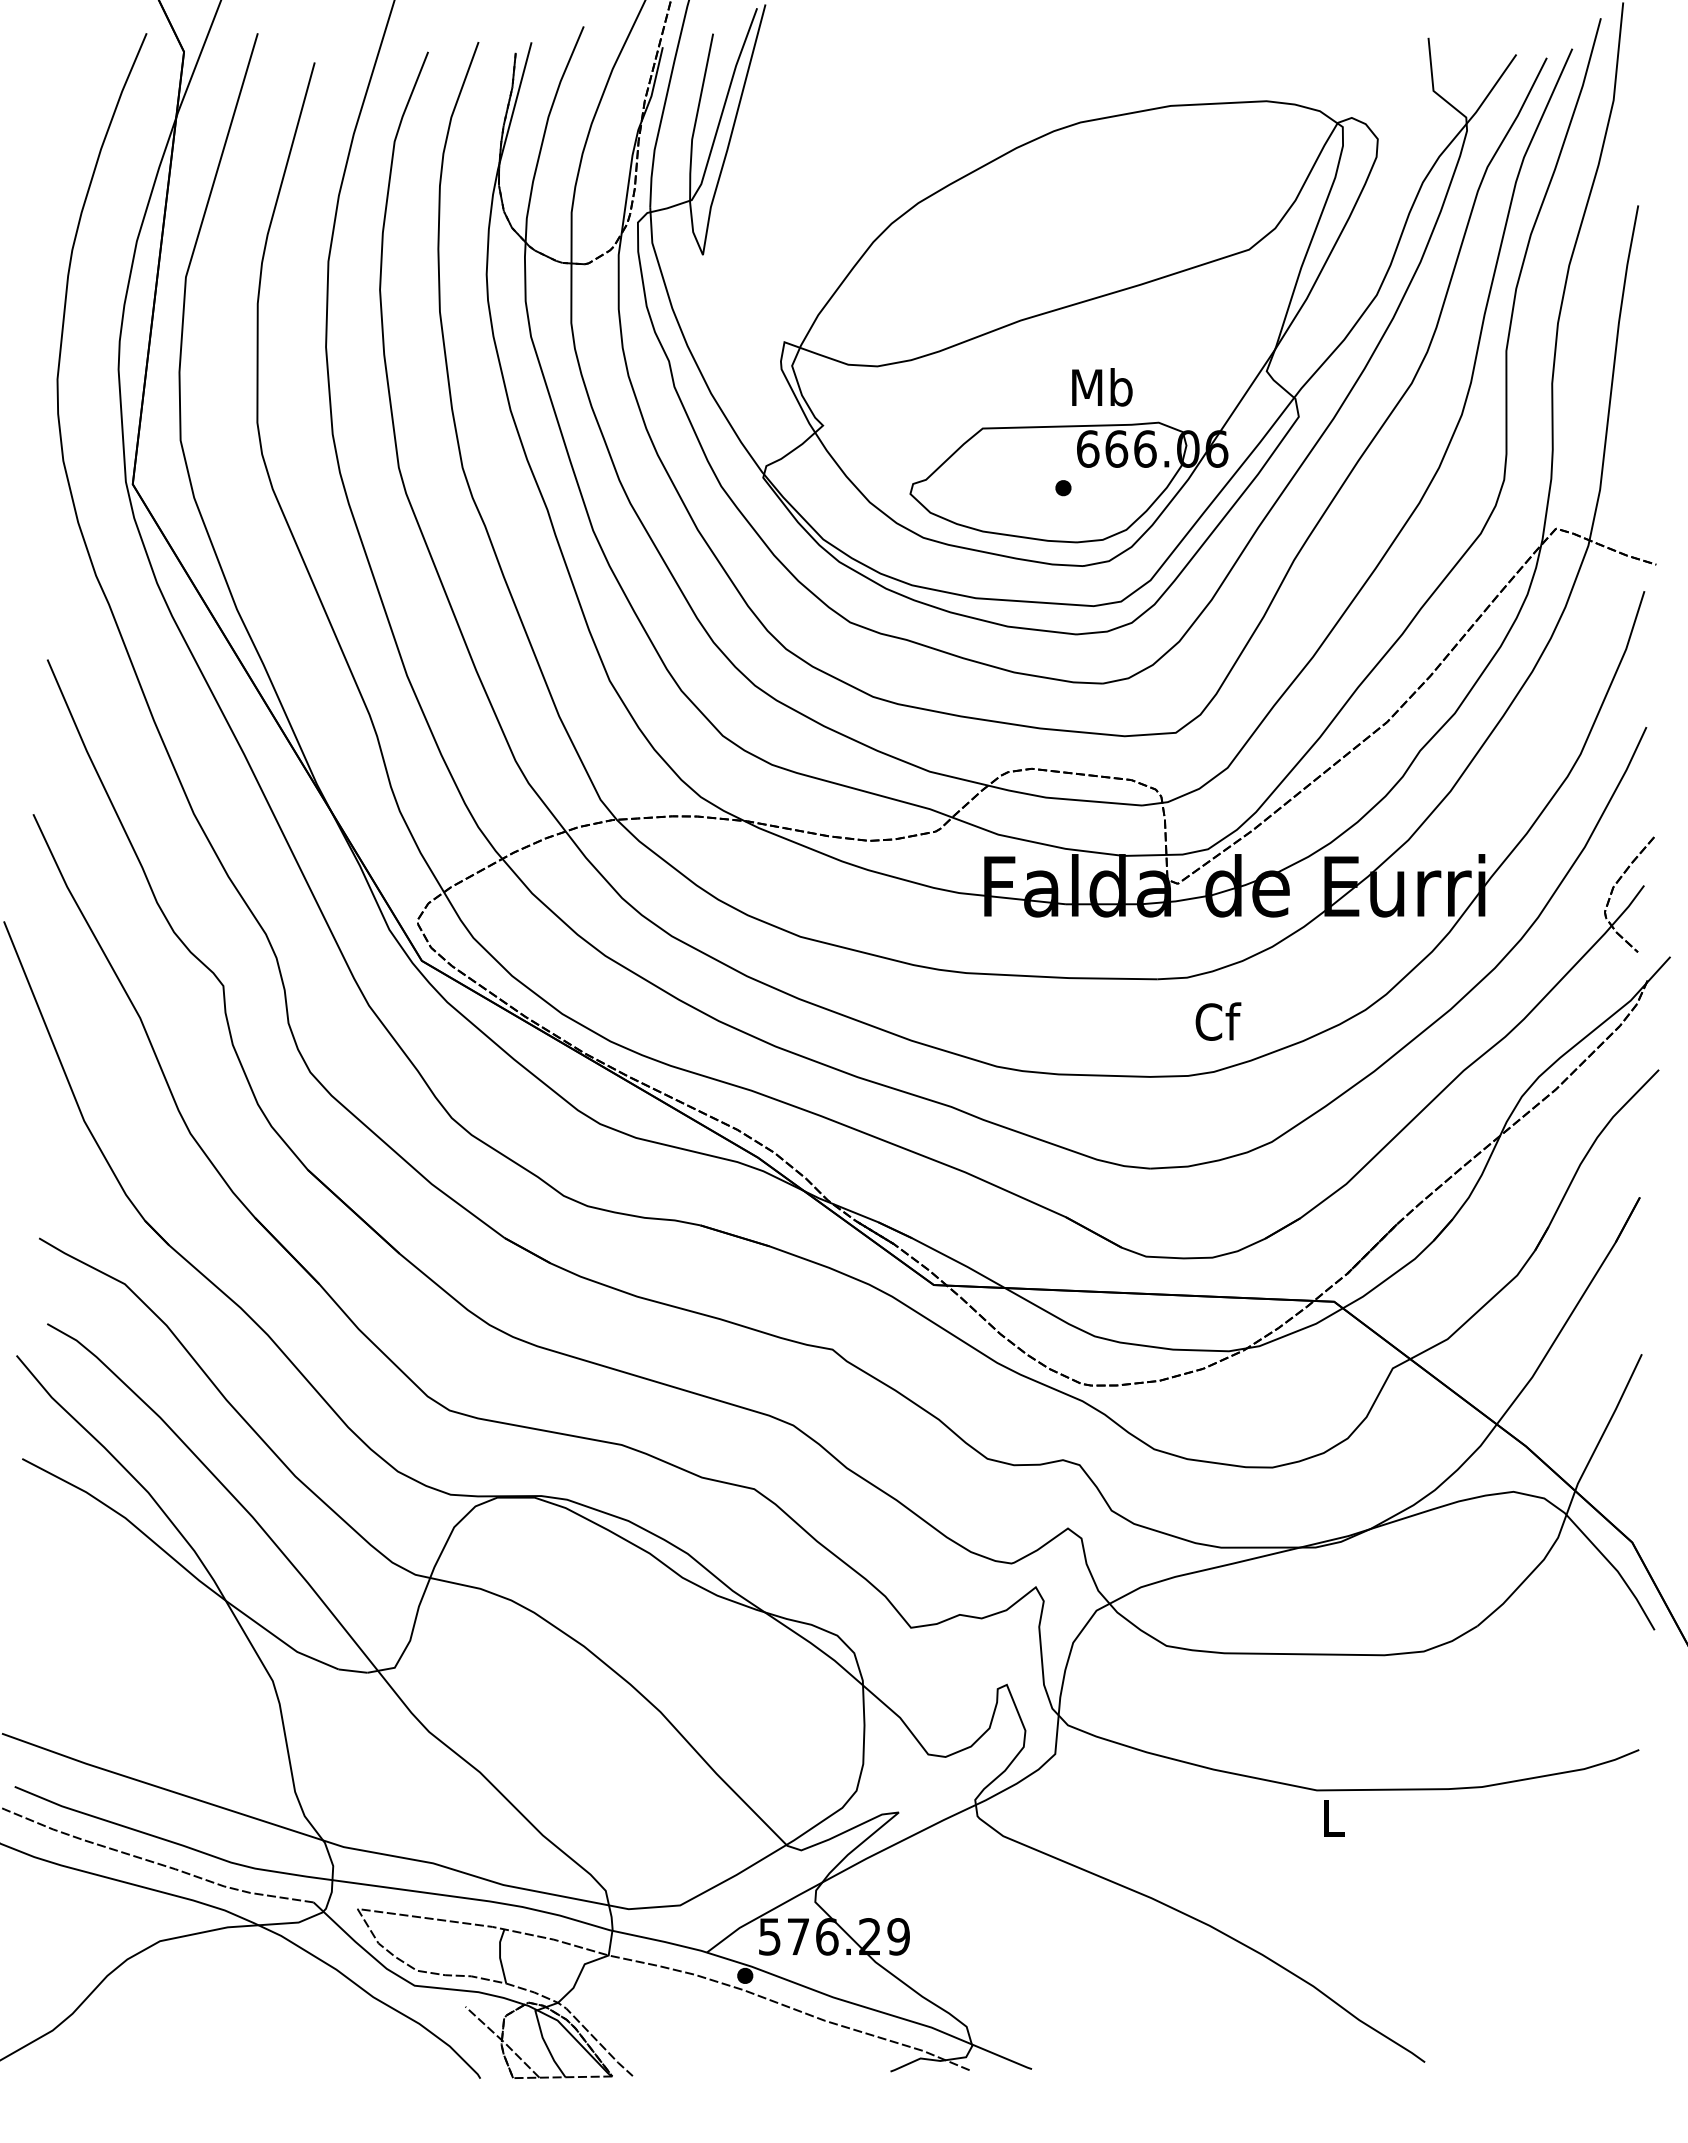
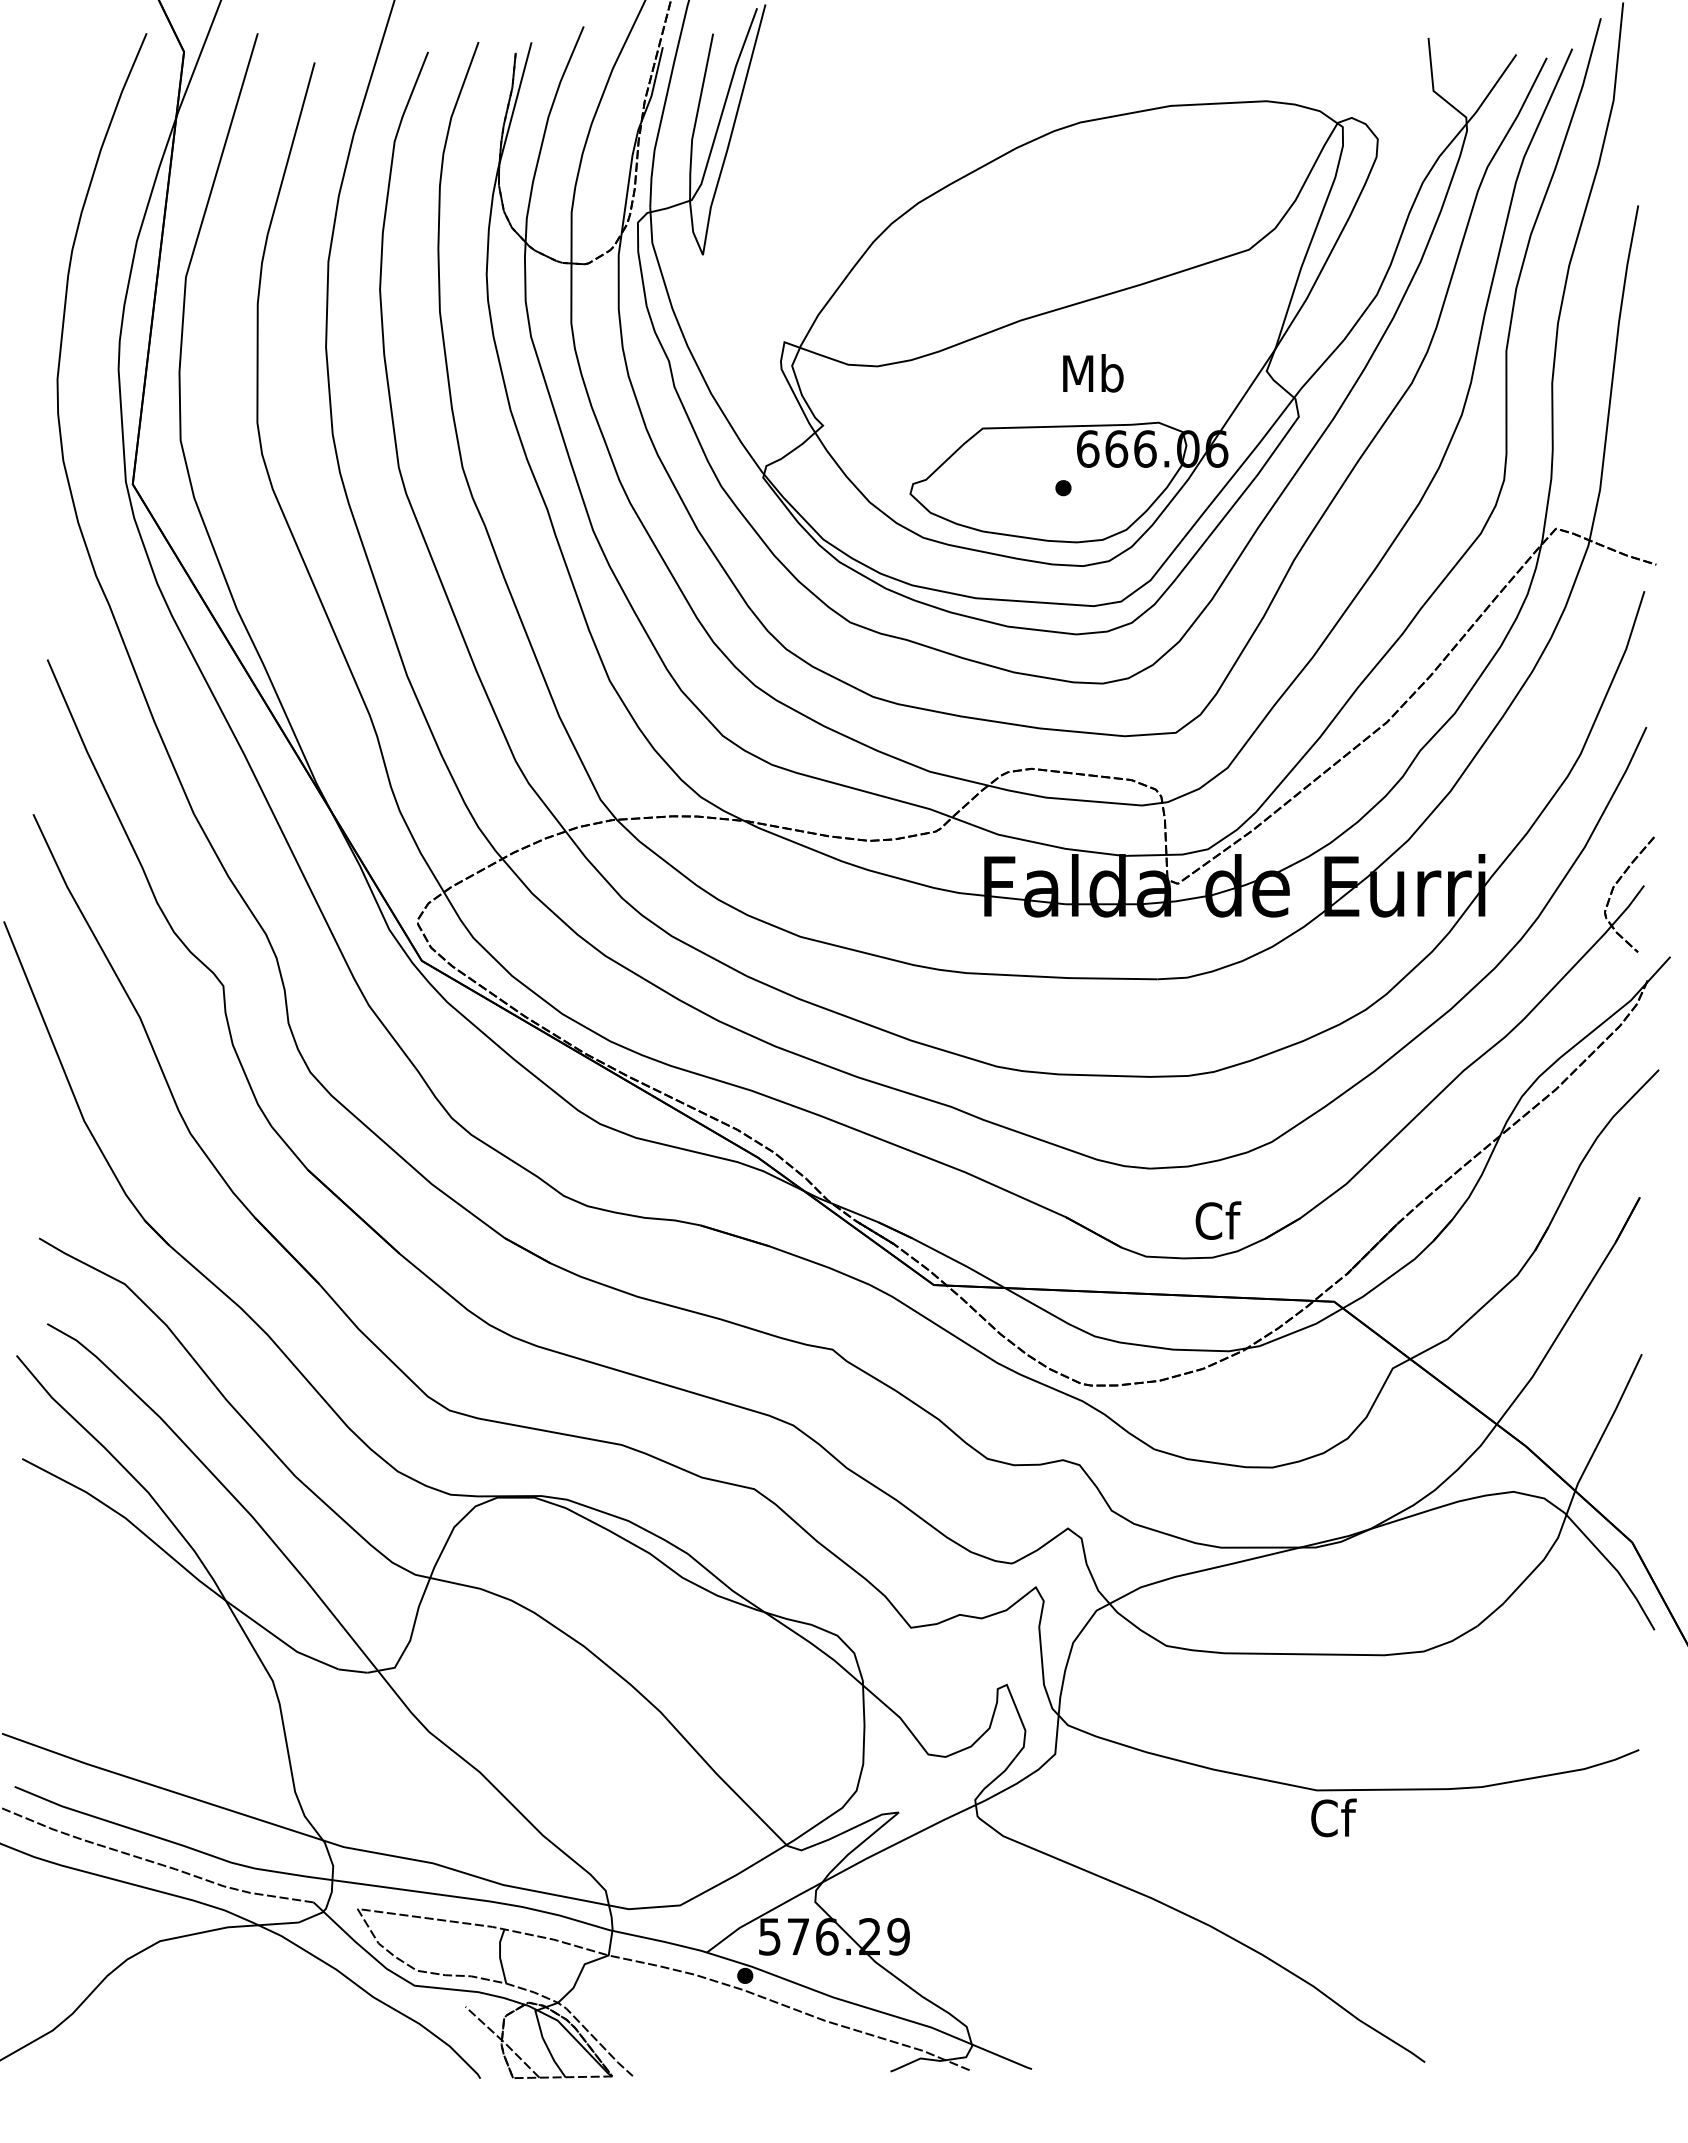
text position: (1102, 387) -> (1093, 373) (1093, 373)
text position: (1218, 1021) -> (1218, 1220) (1218, 1220)
text: L -> Cf (1333, 1817)
